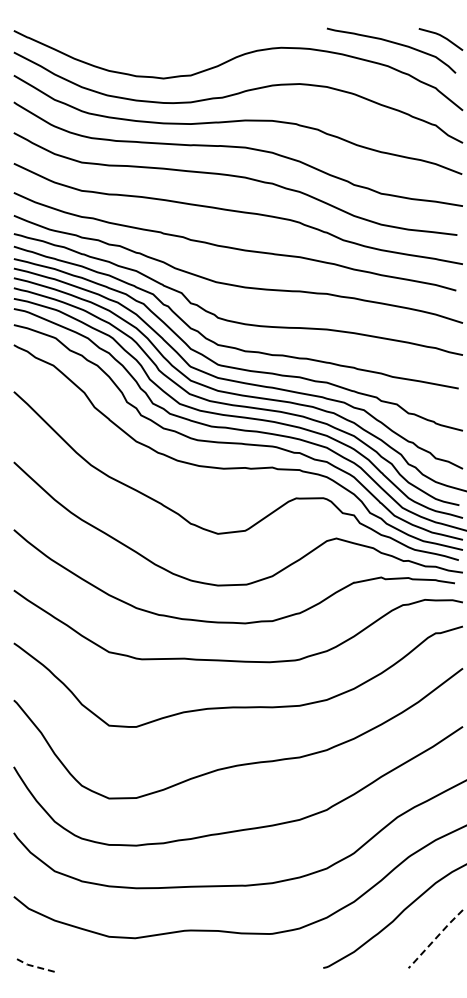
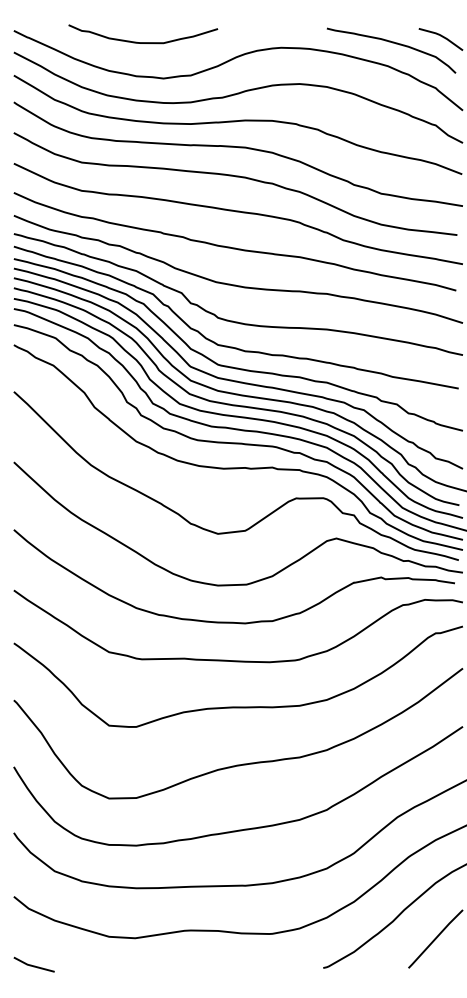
curve: none -> present (143, 42)
line: dashed -> solid (435, 938)
line: dashed -> solid (33, 966)
